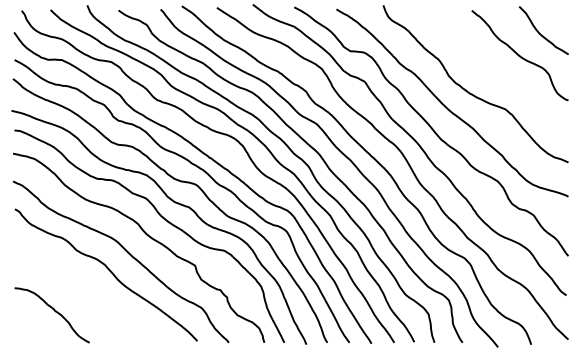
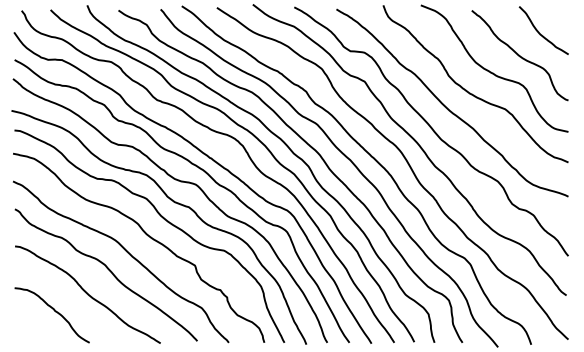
curve: none -> present (493, 72)
curve: none -> present (87, 294)
